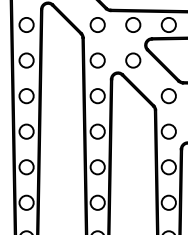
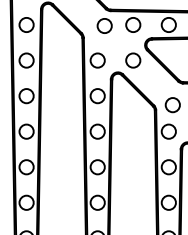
circle position: (97, 24) -> (104, 25) (104, 25)
circle position: (168, 96) -> (172, 105) (172, 105)
